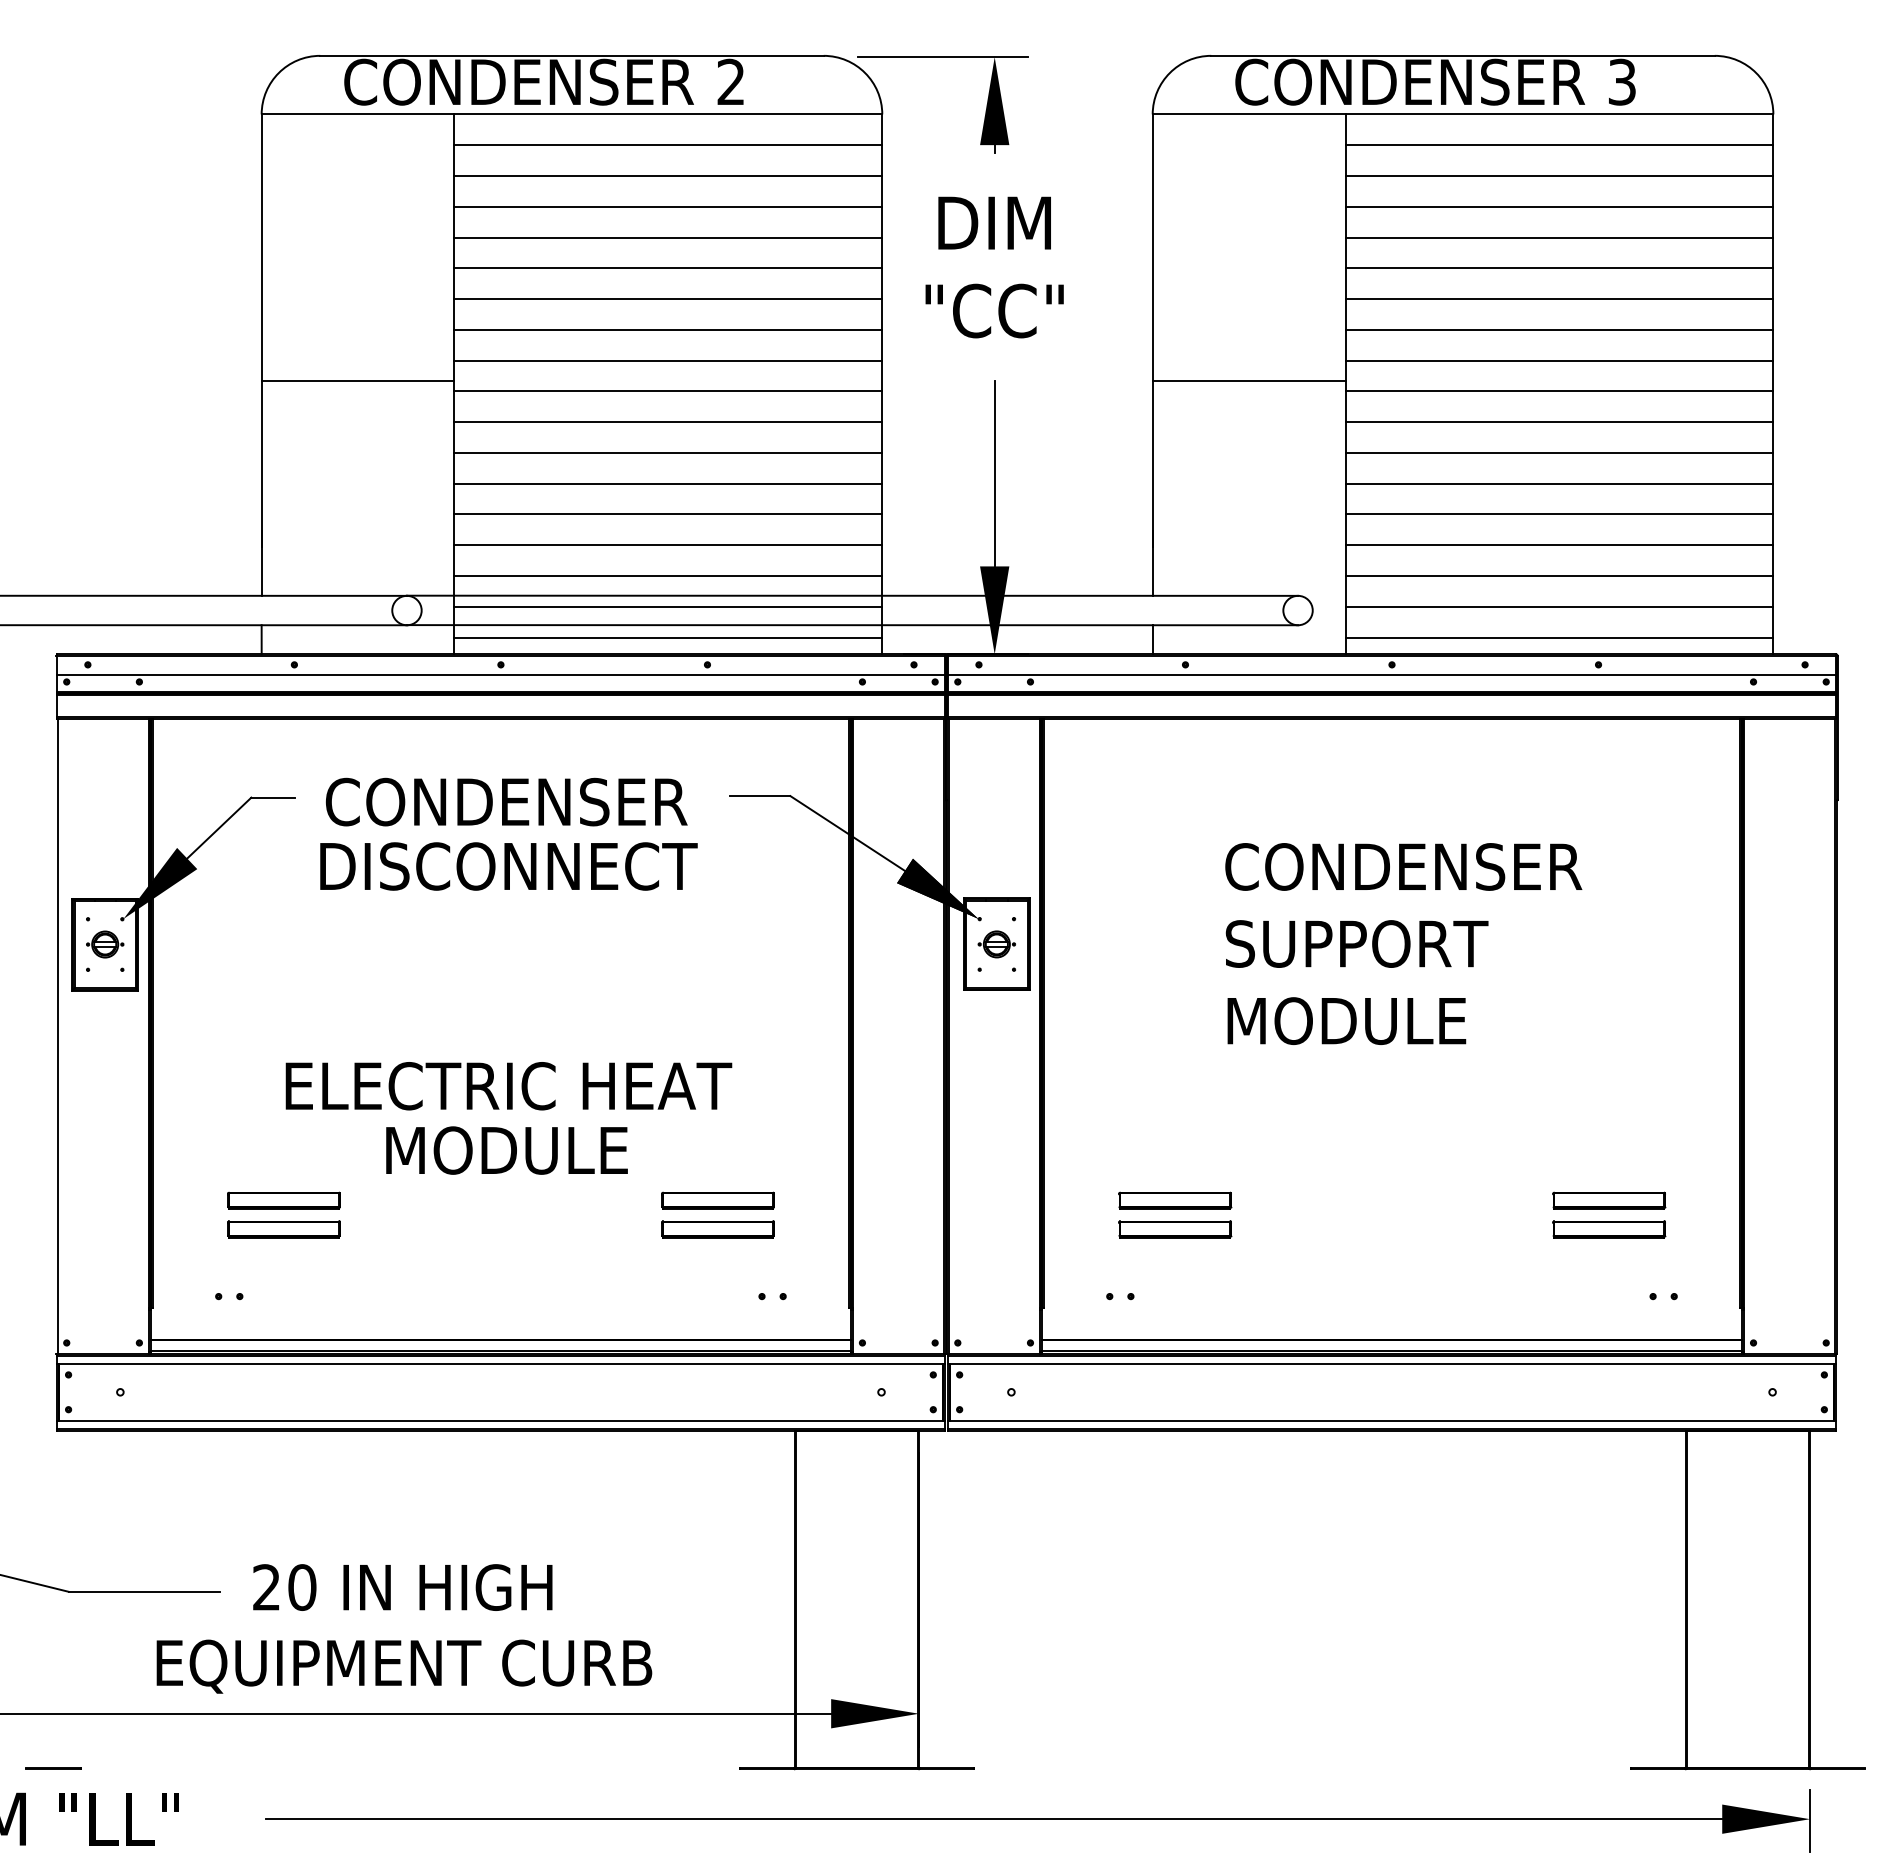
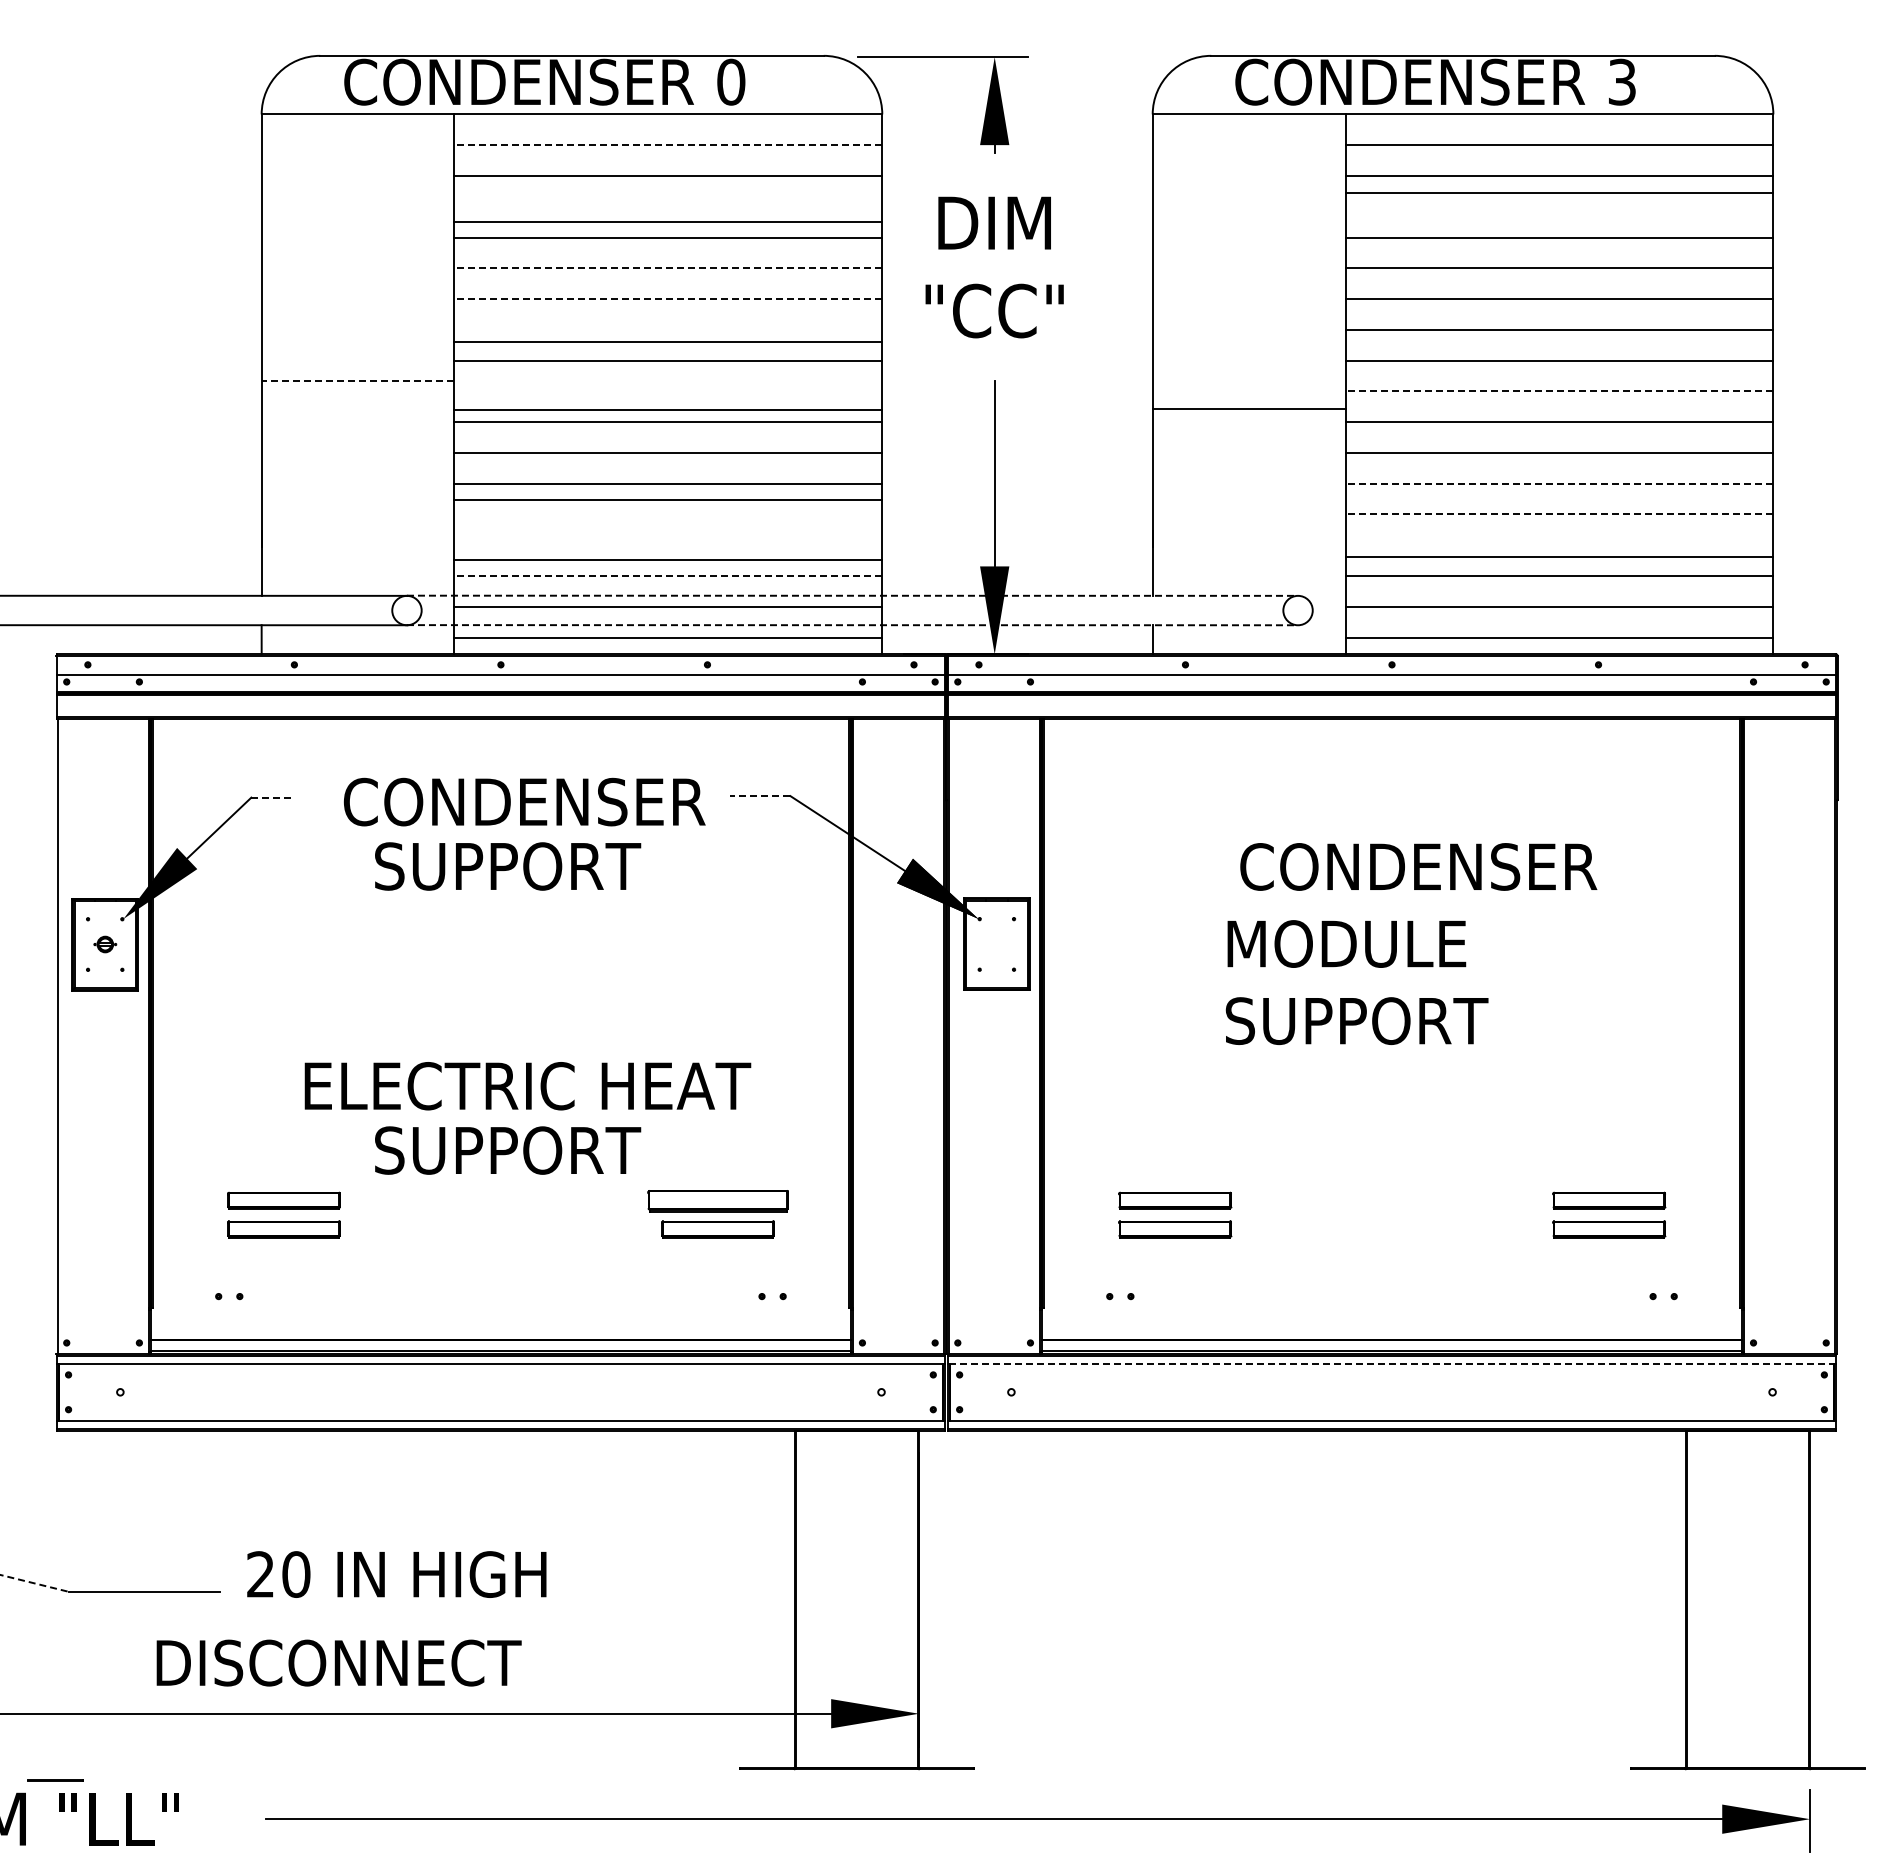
text: 2 -> 0 (731, 81)
line: solid -> dashed (668, 145)
line position: (668, 206) -> (668, 221) (668, 221)
line position: (1559, 206) -> (1559, 192) (1559, 192)
line: solid -> dashed (668, 268)
line: solid -> dashed (668, 299)
line position: (668, 329) -> (668, 341) (668, 341)
line: solid -> dashed (357, 381)
line position: (1248, 381) -> (1248, 409) (1248, 409)
line position: (668, 391) -> (668, 410) (668, 410)
line: solid -> dashed (1559, 391)
line: solid -> dashed (1559, 483)
line position: (668, 514) -> (668, 500) (668, 500)
line: solid -> dashed (1559, 514)
line position: (668, 545) -> (668, 560) (668, 560)
line position: (1559, 545) -> (1559, 557) (1559, 557)
line: solid -> dashed (668, 576)
line: solid -> dashed (852, 595)
line: solid -> dashed (852, 625)
line: solid -> dashed (760, 796)
line: solid -> dashed (273, 797)
text position: (506, 801) -> (524, 801) (524, 801)
text: DISCONNECT -> SUPPORT (508, 866)
text position: (1403, 866) -> (1418, 866) (1418, 866)
text: SUPPORT -> MODULE (1356, 943)
part size: 39x29 px -> 25x19 px (105, 944)
part: present -> none (996, 944)
text: MODULE -> SUPPORT (1356, 1021)
text position: (508, 1086) -> (527, 1086) (527, 1086)
text: MODULE -> SUPPORT (508, 1150)
part size: 114x19 px -> 142x23 px (717, 1201)
line: solid -> dashed (1392, 1364)
line: solid -> dashed (34, 1583)
text position: (402, 1587) -> (396, 1574) (396, 1574)
text: EQUIPMENT CURB -> DISCONNECT (407, 1666)
line position: (53, 1768) -> (55, 1780) (55, 1780)
